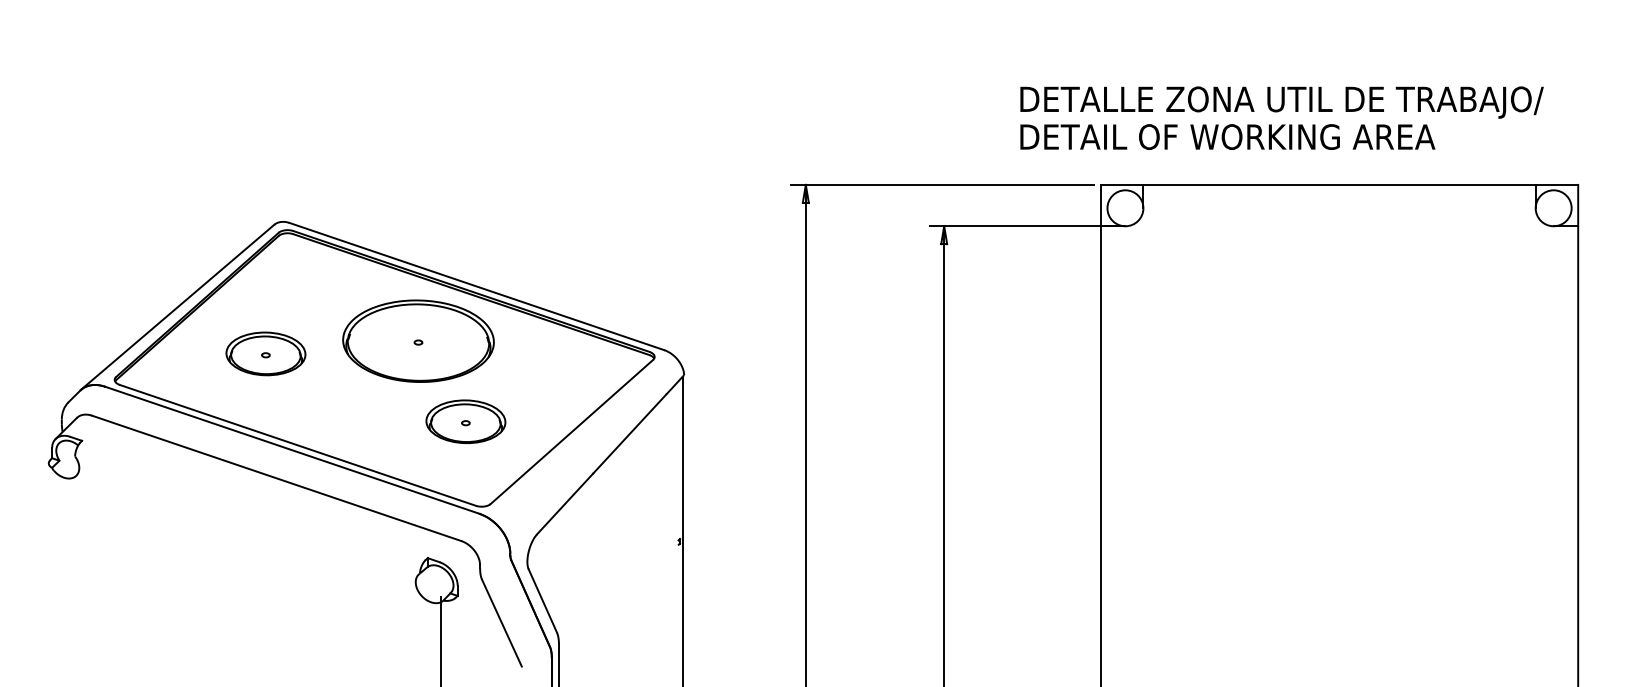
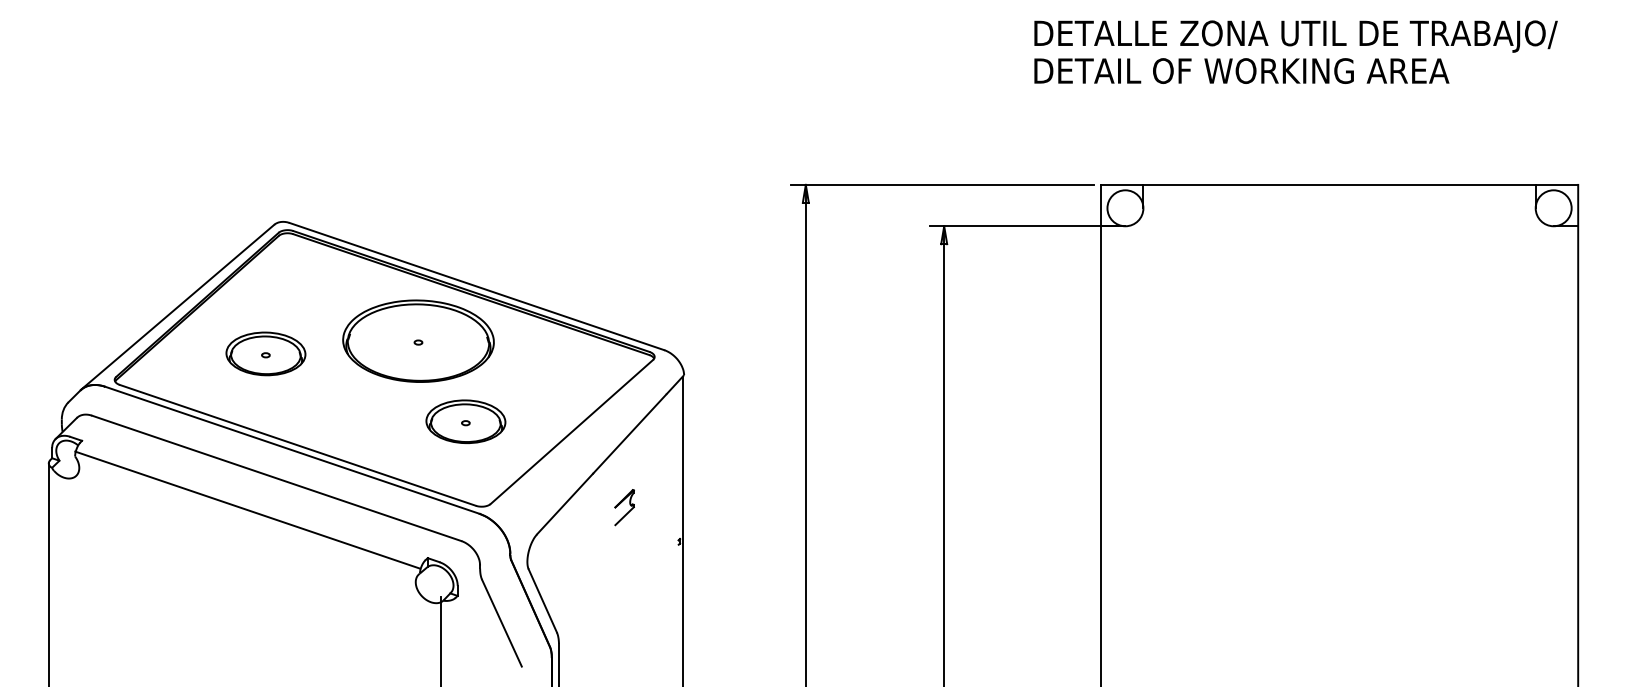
text position: (1281, 117) -> (1295, 51) (1295, 51)
part: none -> present (624, 507)
line: none -> present (247, 509)
line: none -> present (48, 573)
